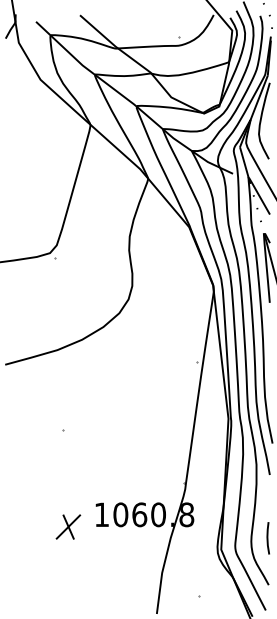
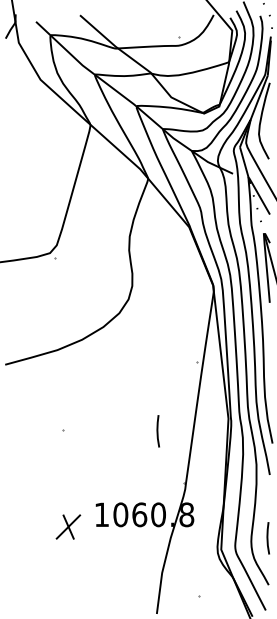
line: none -> present (157, 431)
